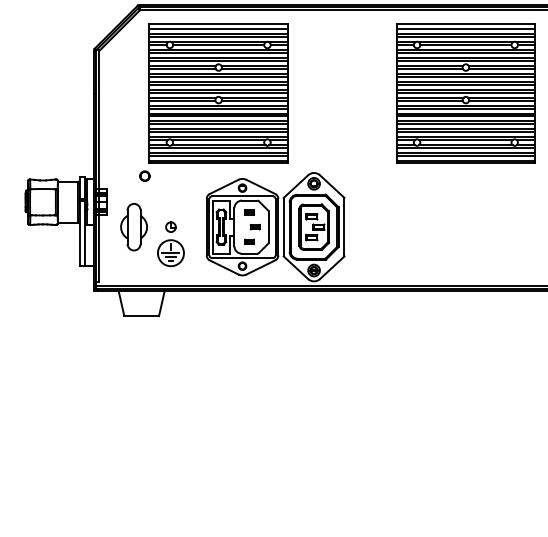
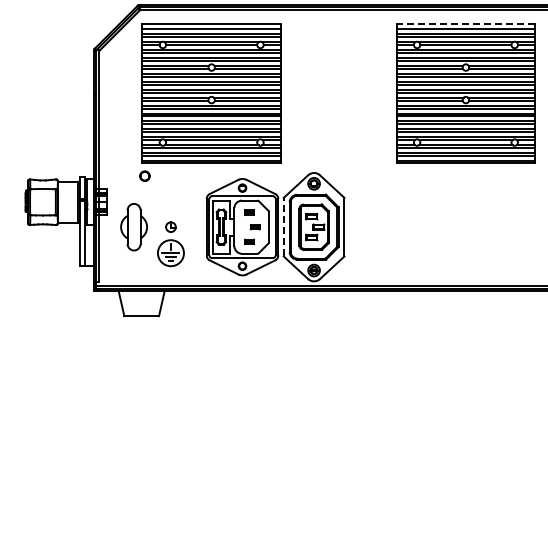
line: solid -> dashed (465, 24)
part position: (218, 93) -> (211, 93) (211, 93)
line: solid -> dashed (283, 226)
